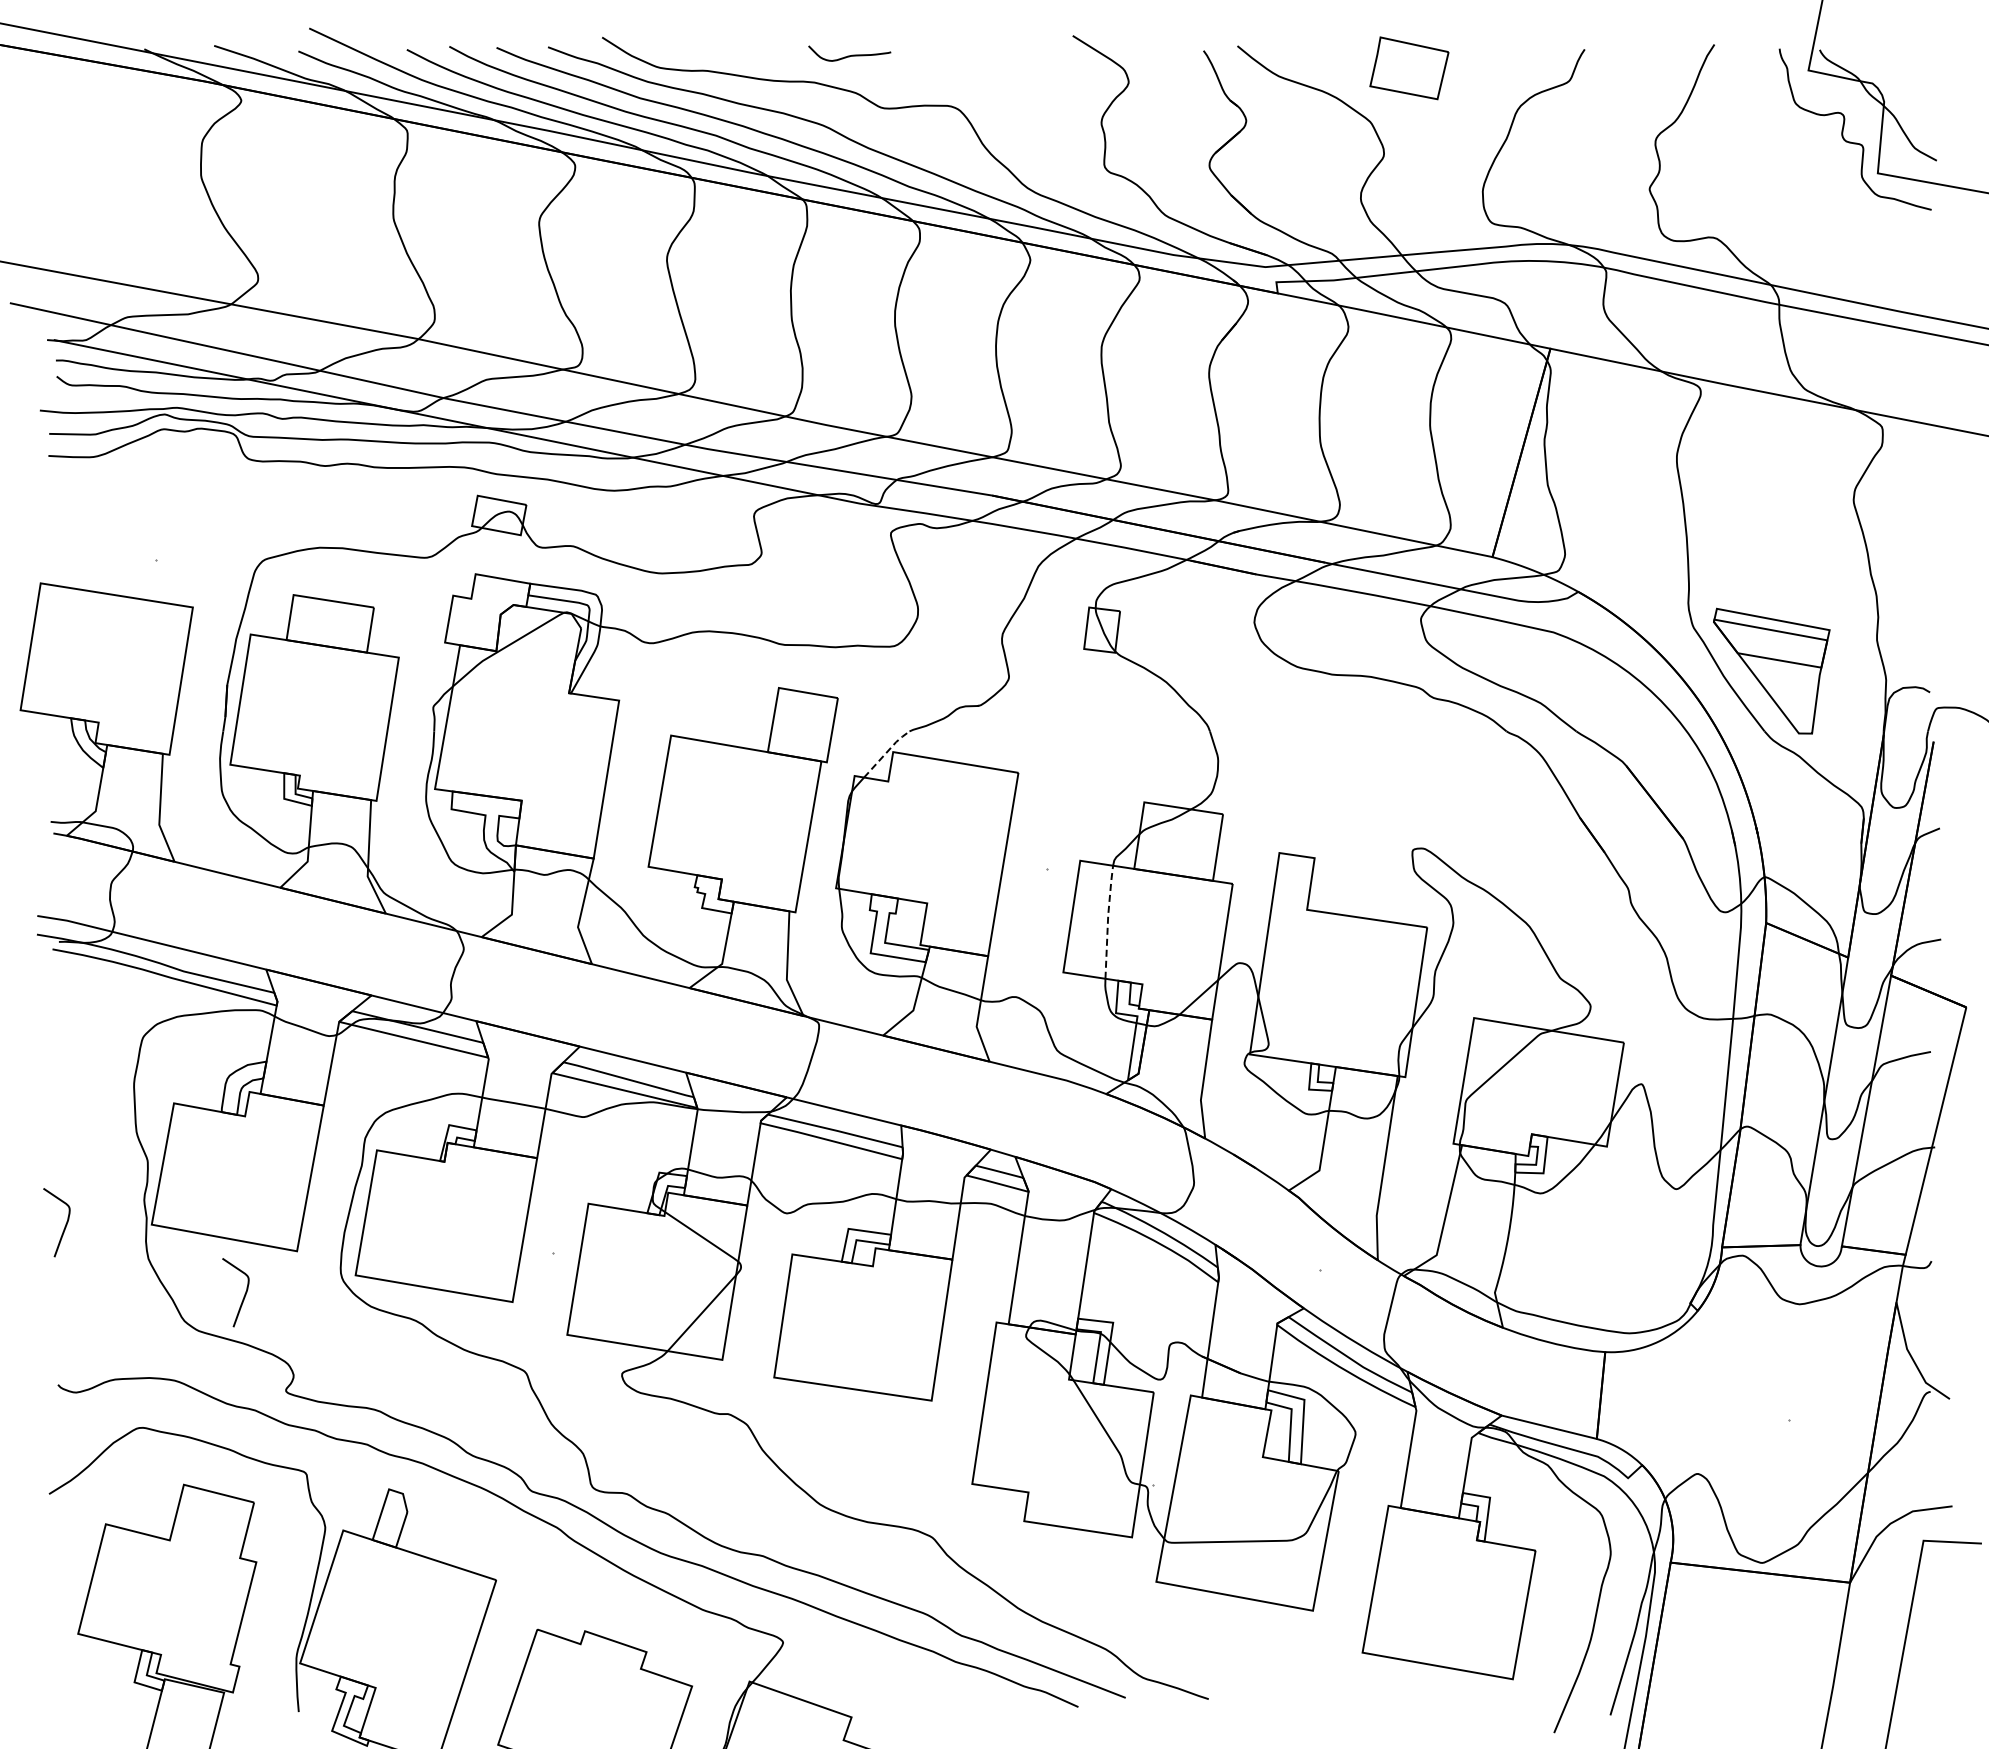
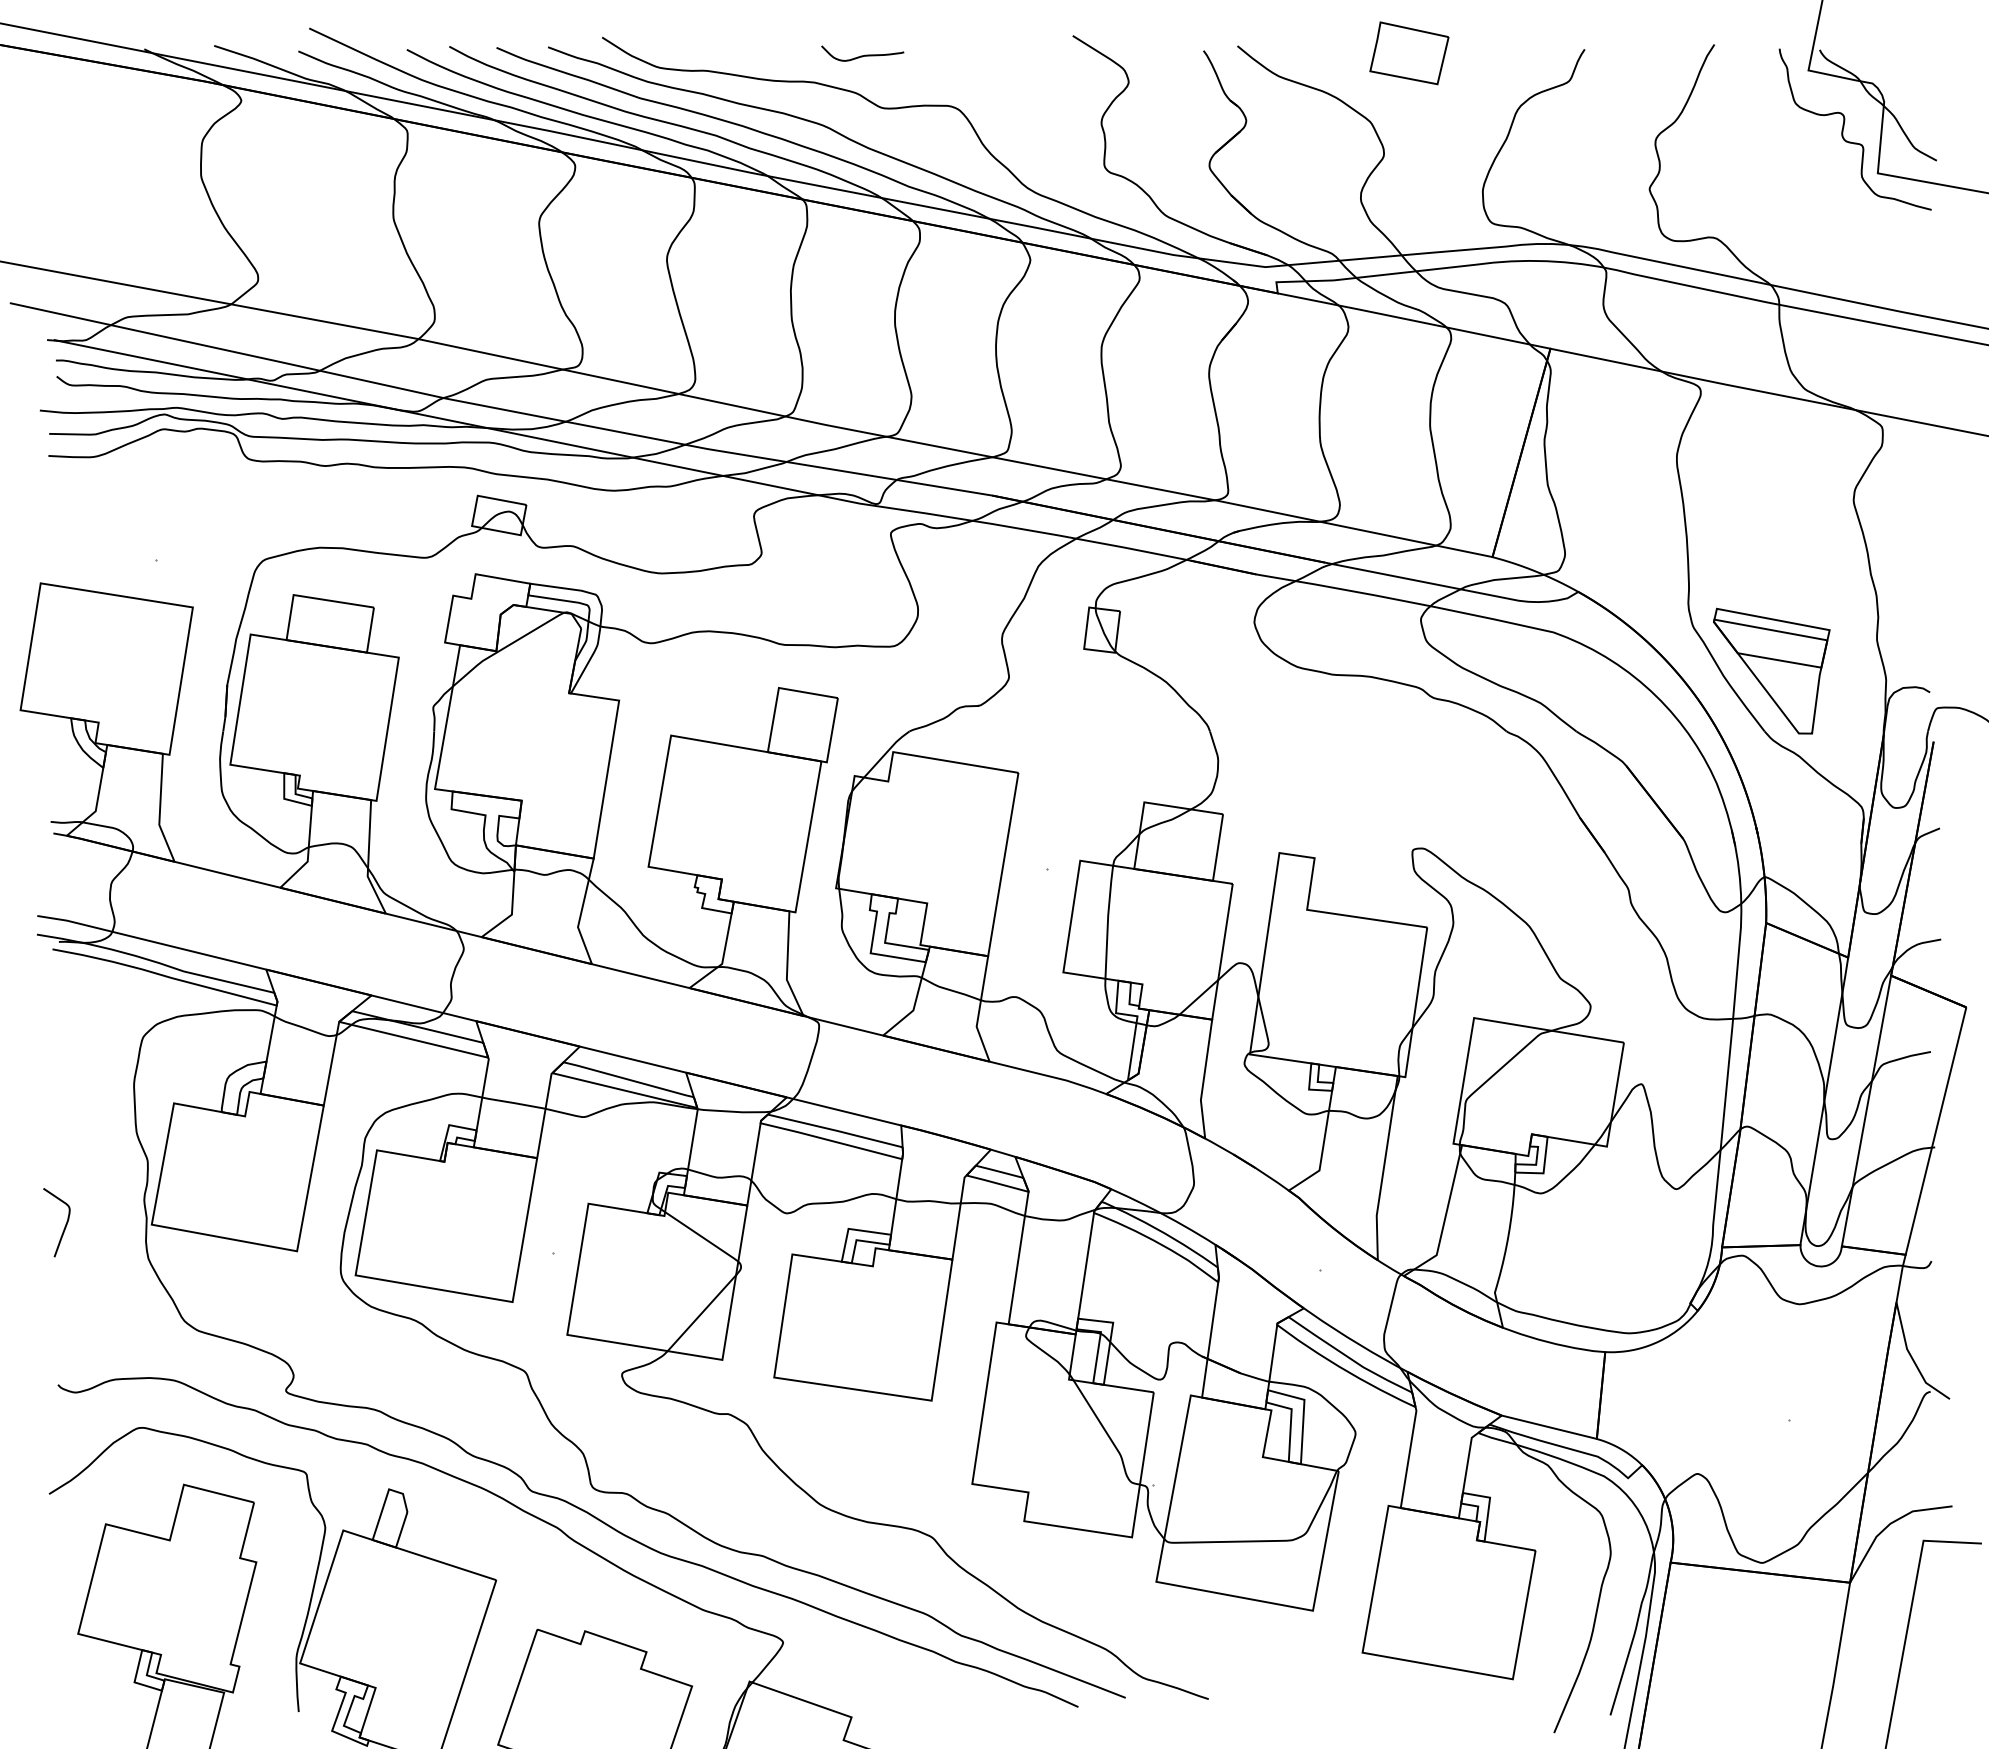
curve position: (849, 55) -> (862, 55) (862, 55)
part position: (1409, 68) -> (1409, 53) (1409, 53)
line: dashed -> solid (886, 752)
line: dashed -> solid (1107, 920)
curve: present -> none (243, 1296)
